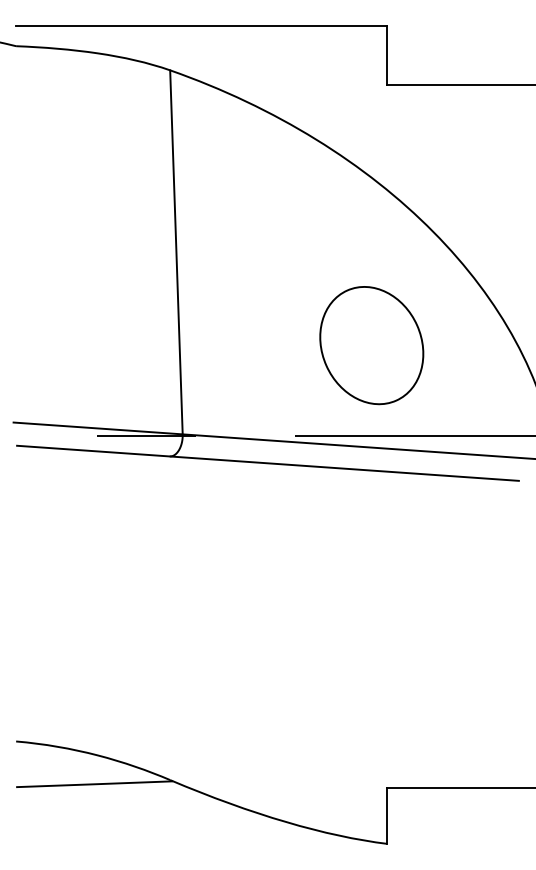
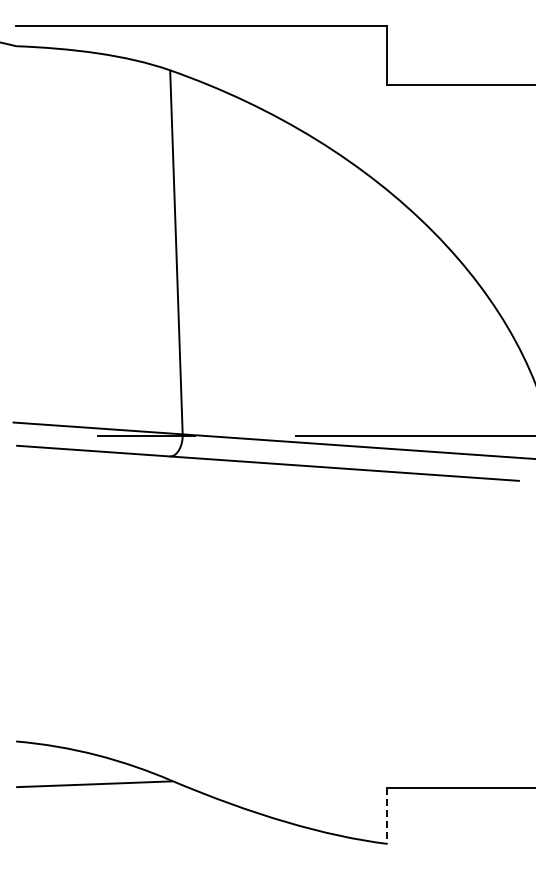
part: present -> none (371, 345)
line: solid -> dashed (387, 816)
